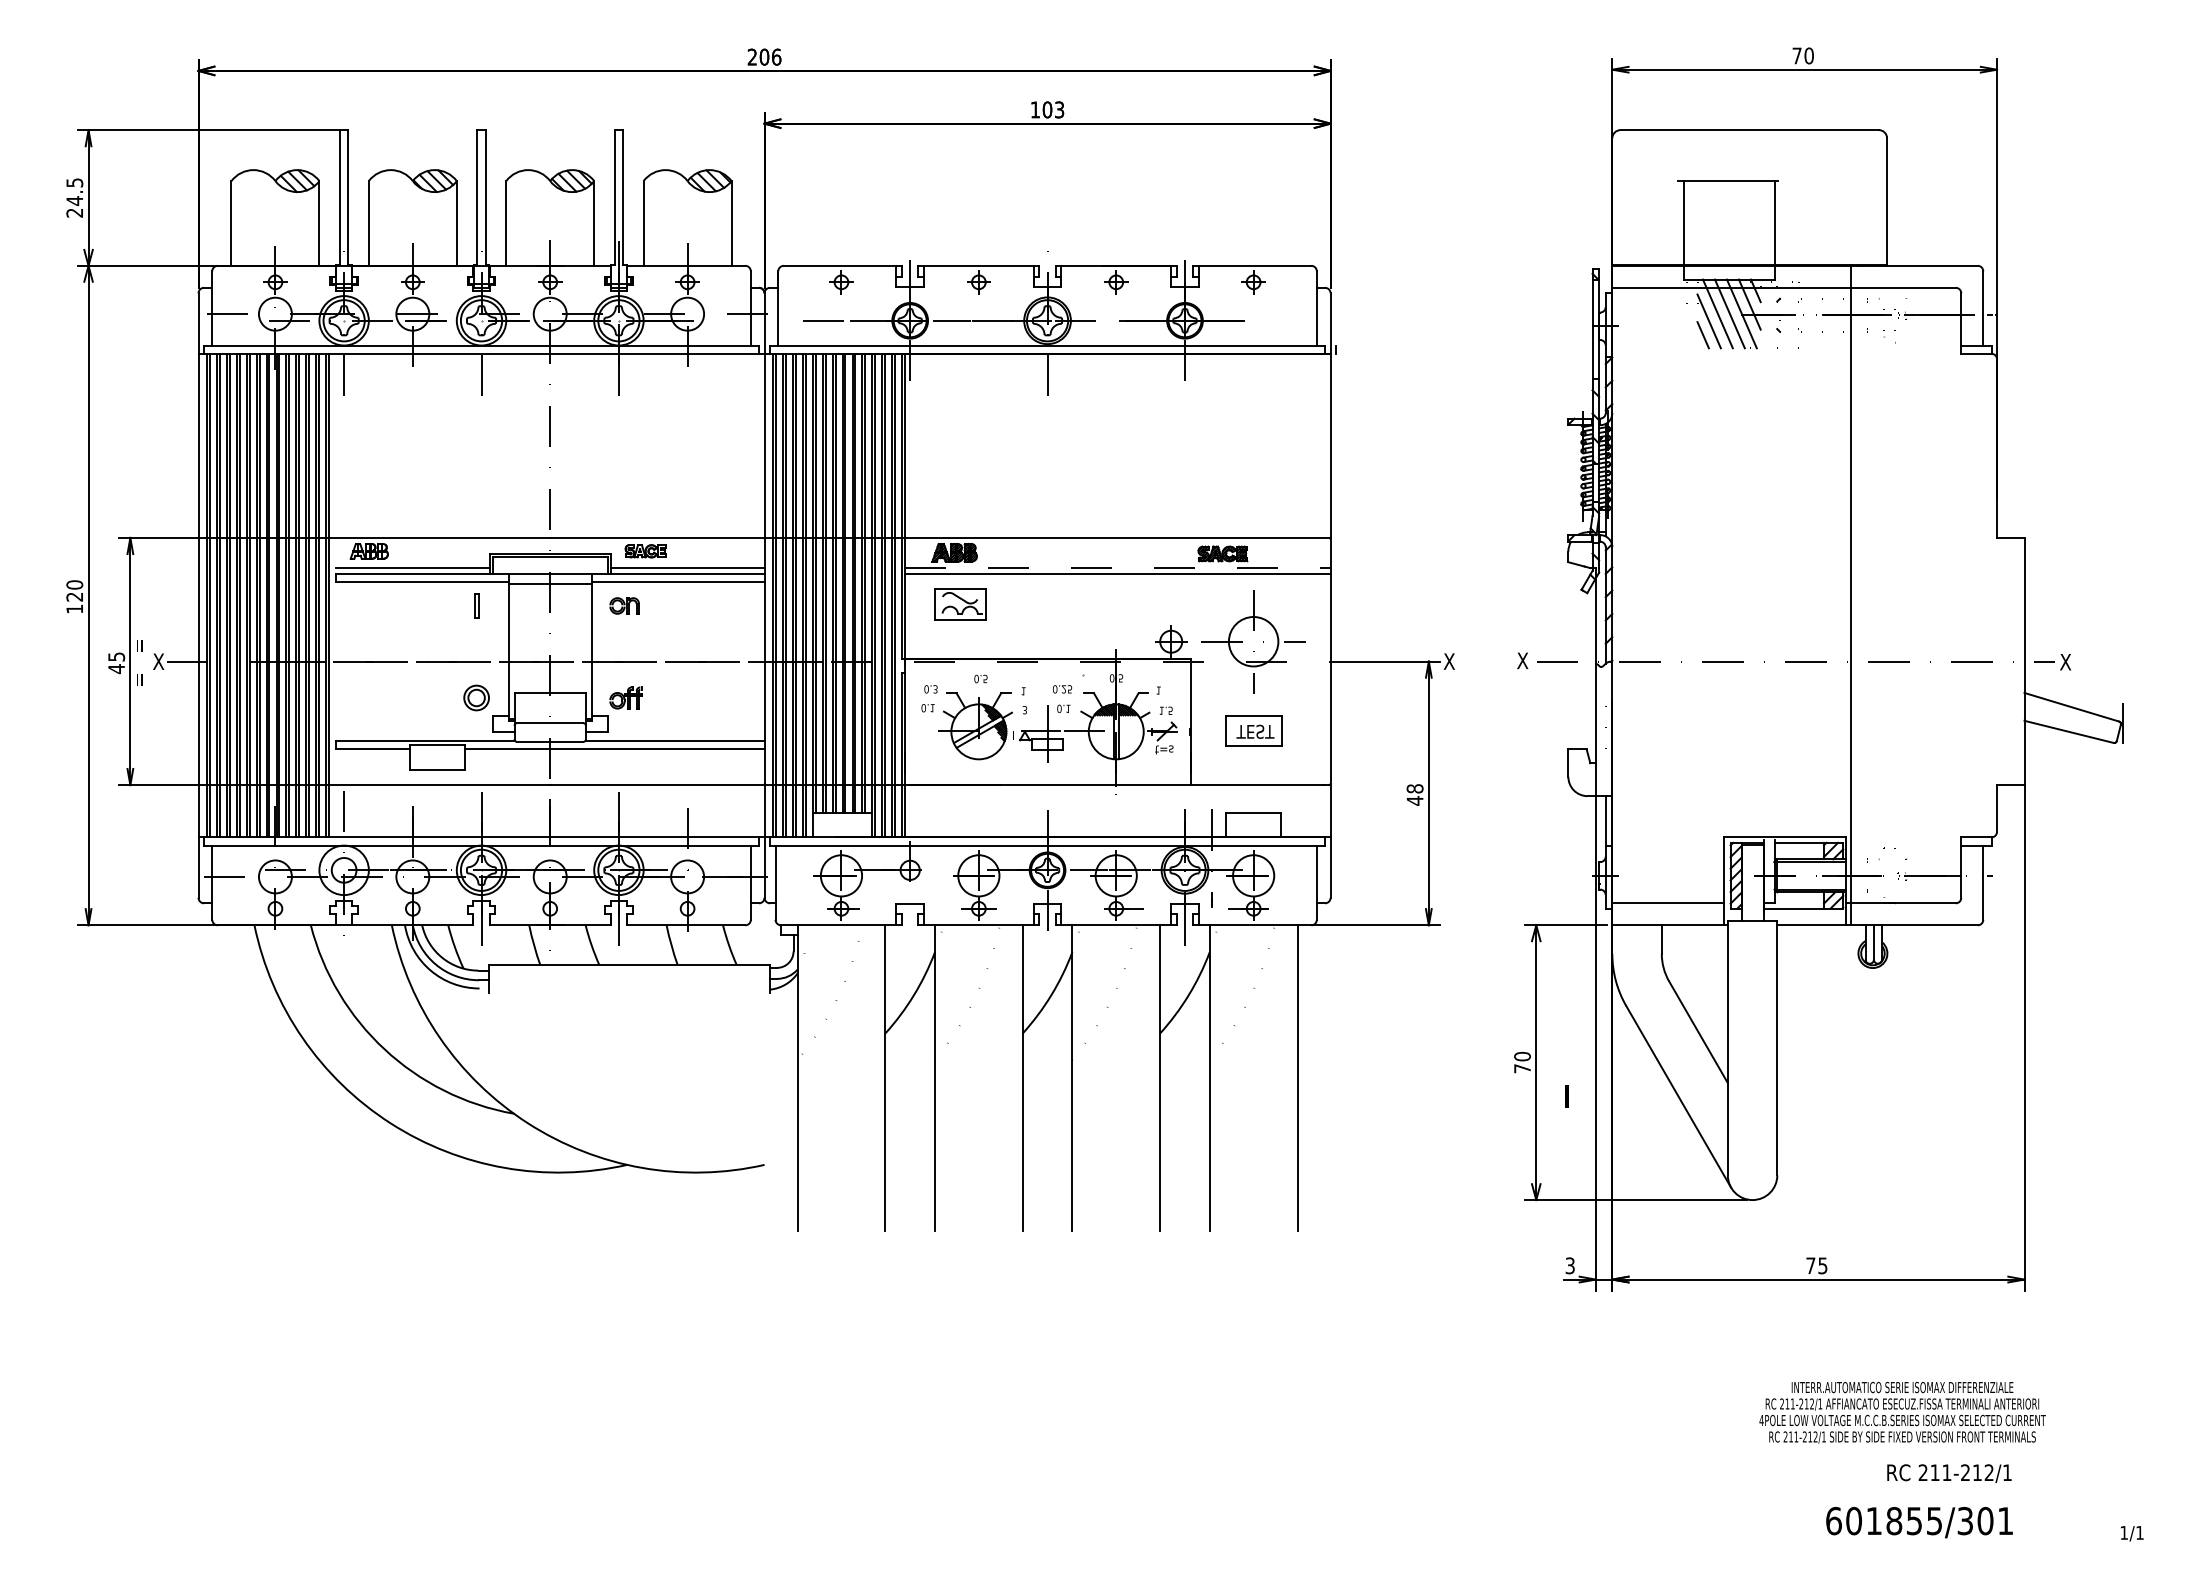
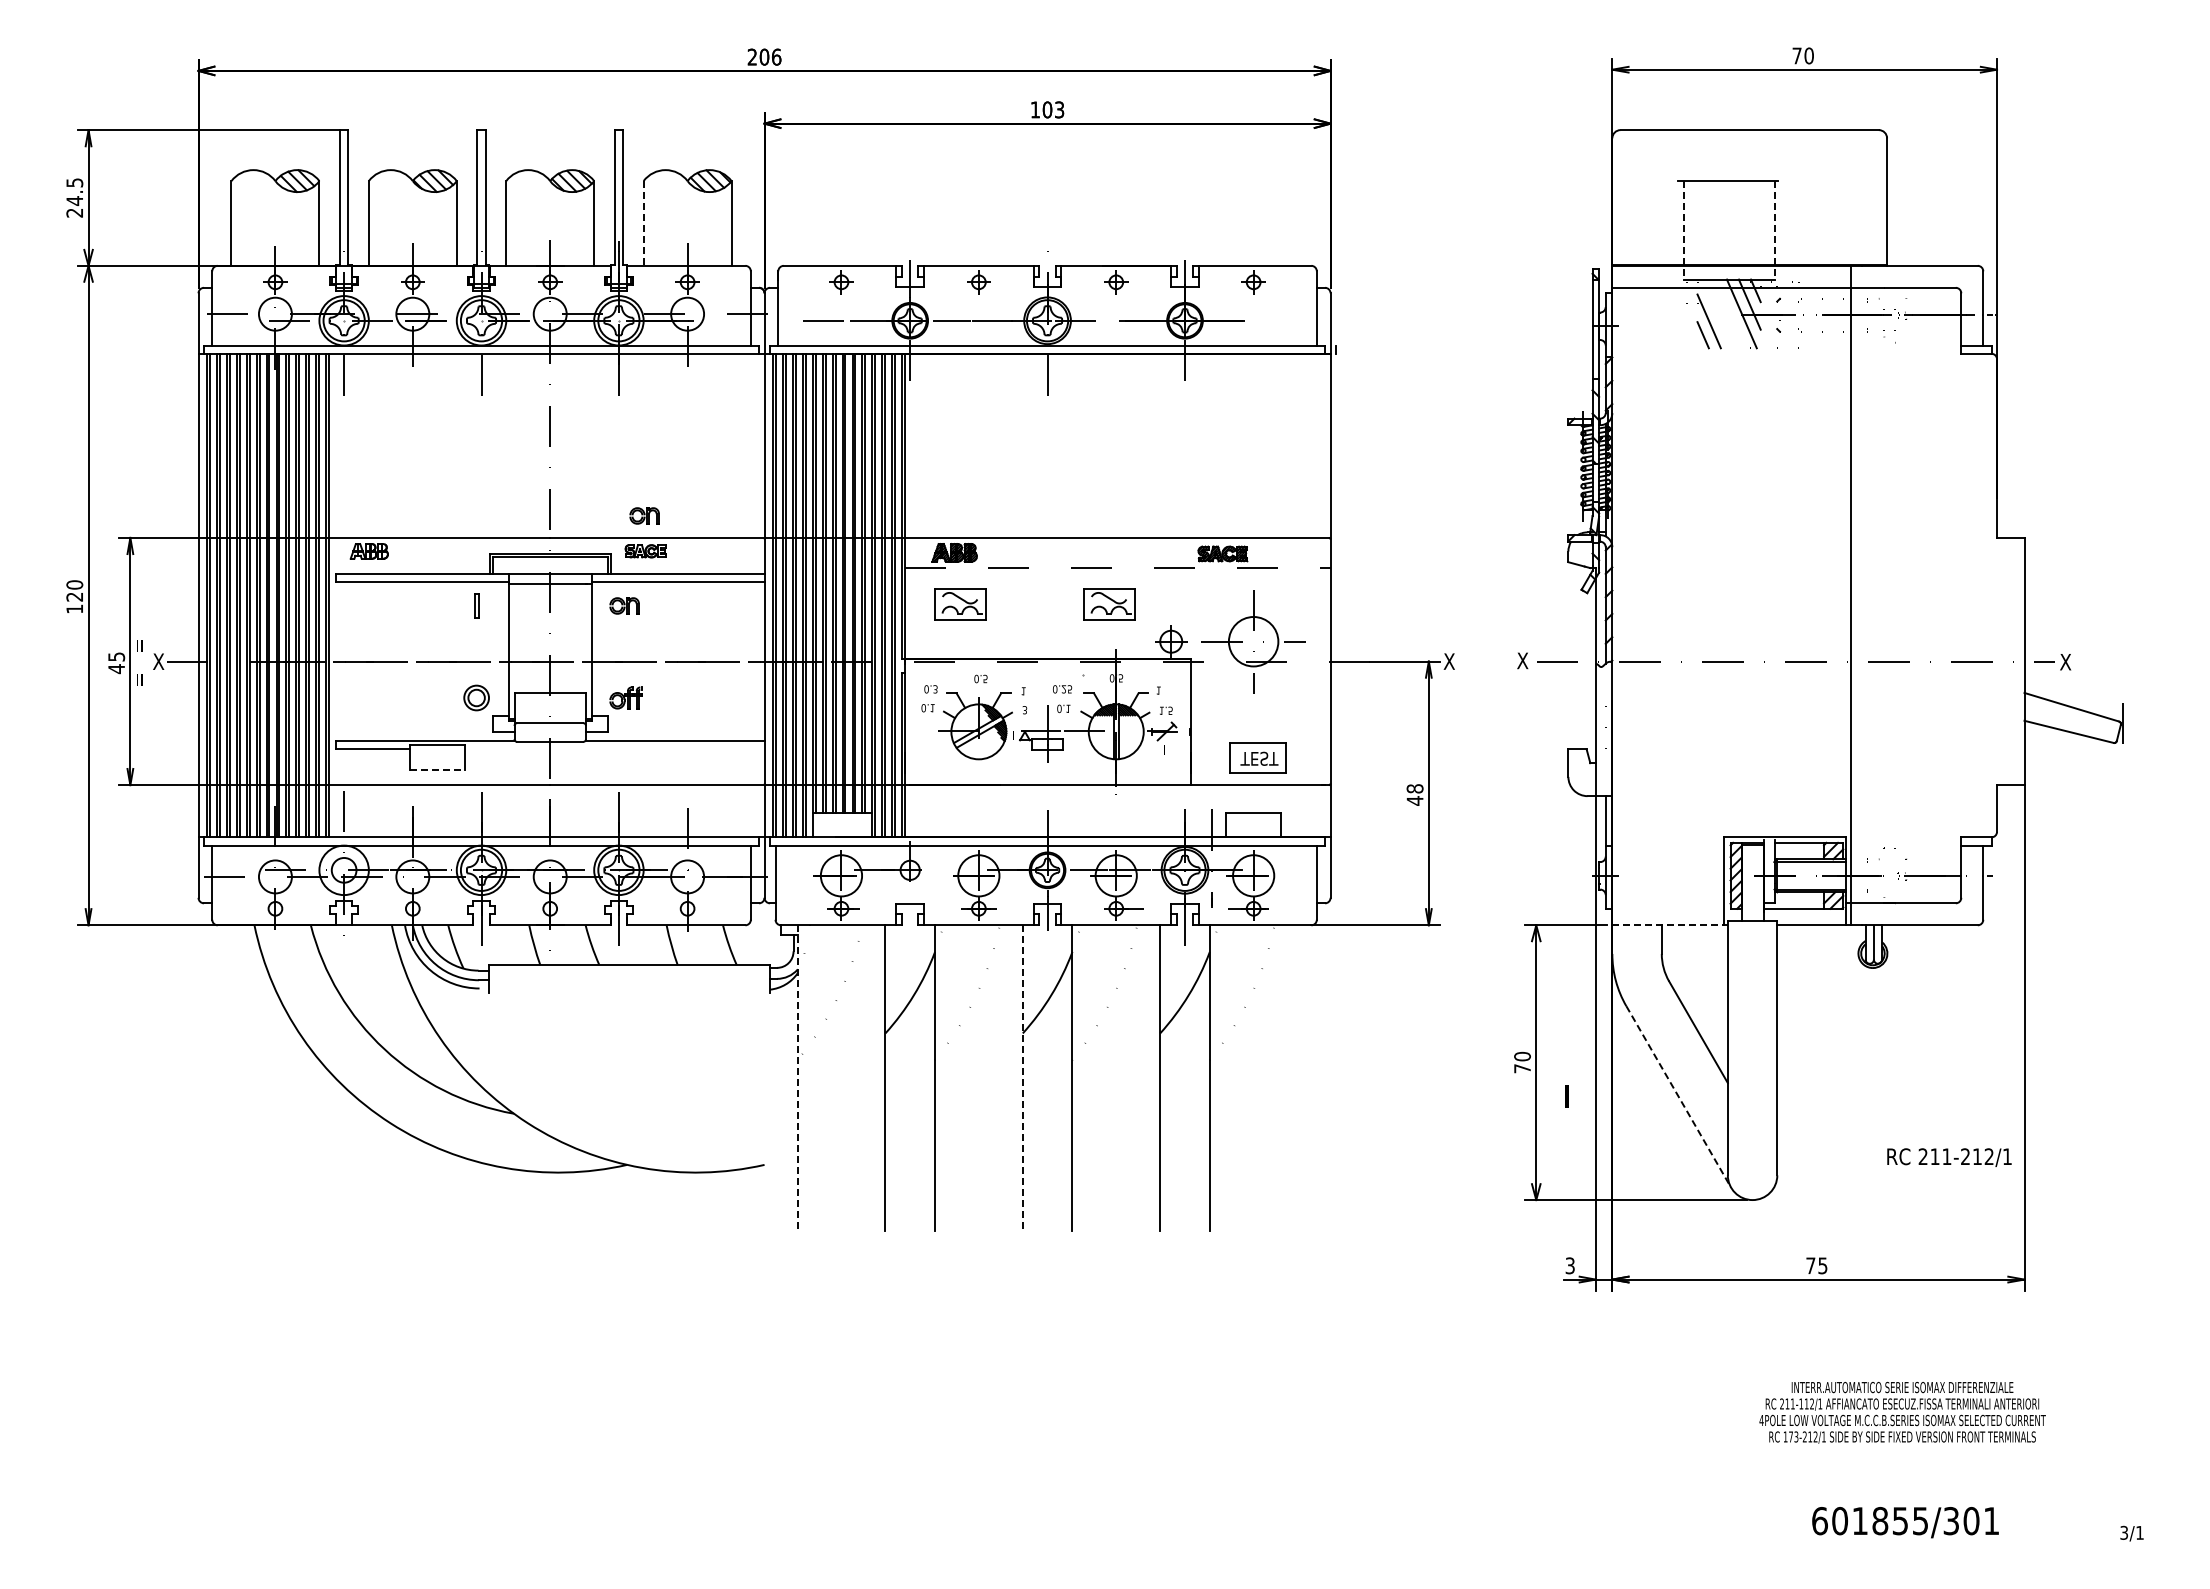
line: solid -> dashed (643, 223)
line: solid -> dashed (1683, 230)
line: solid -> dashed (1774, 230)
line: present -> none (1717, 313)
line: present -> none (1729, 313)
part: none -> present (644, 515)
line: present -> none (412, 568)
line: present -> none (687, 568)
line: present -> none (1117, 573)
part: none -> present (1109, 604)
part position: (1253, 730) -> (1257, 757) (1257, 757)
line: present -> none (614, 749)
text: t=s -> I (1164, 749)
line: solid -> dashed (437, 770)
line: present -> none (1667, 903)
line: solid -> dashed (1670, 925)
line: solid -> dashed (797, 1078)
line: solid -> dashed (1022, 1078)
line: present -> none (1297, 1078)
line: solid -> dashed (1678, 1096)
text: 211-212/1 -> 211-112/1 (1801, 1403)
text: 211-212/1 -> 173-212/1 (1790, 1436)
text position: (1949, 1473) -> (1949, 1157) (1949, 1157)
text position: (1919, 1522) -> (1905, 1522) (1905, 1522)
text: 1/1 -> 3/1 (2124, 1532)
